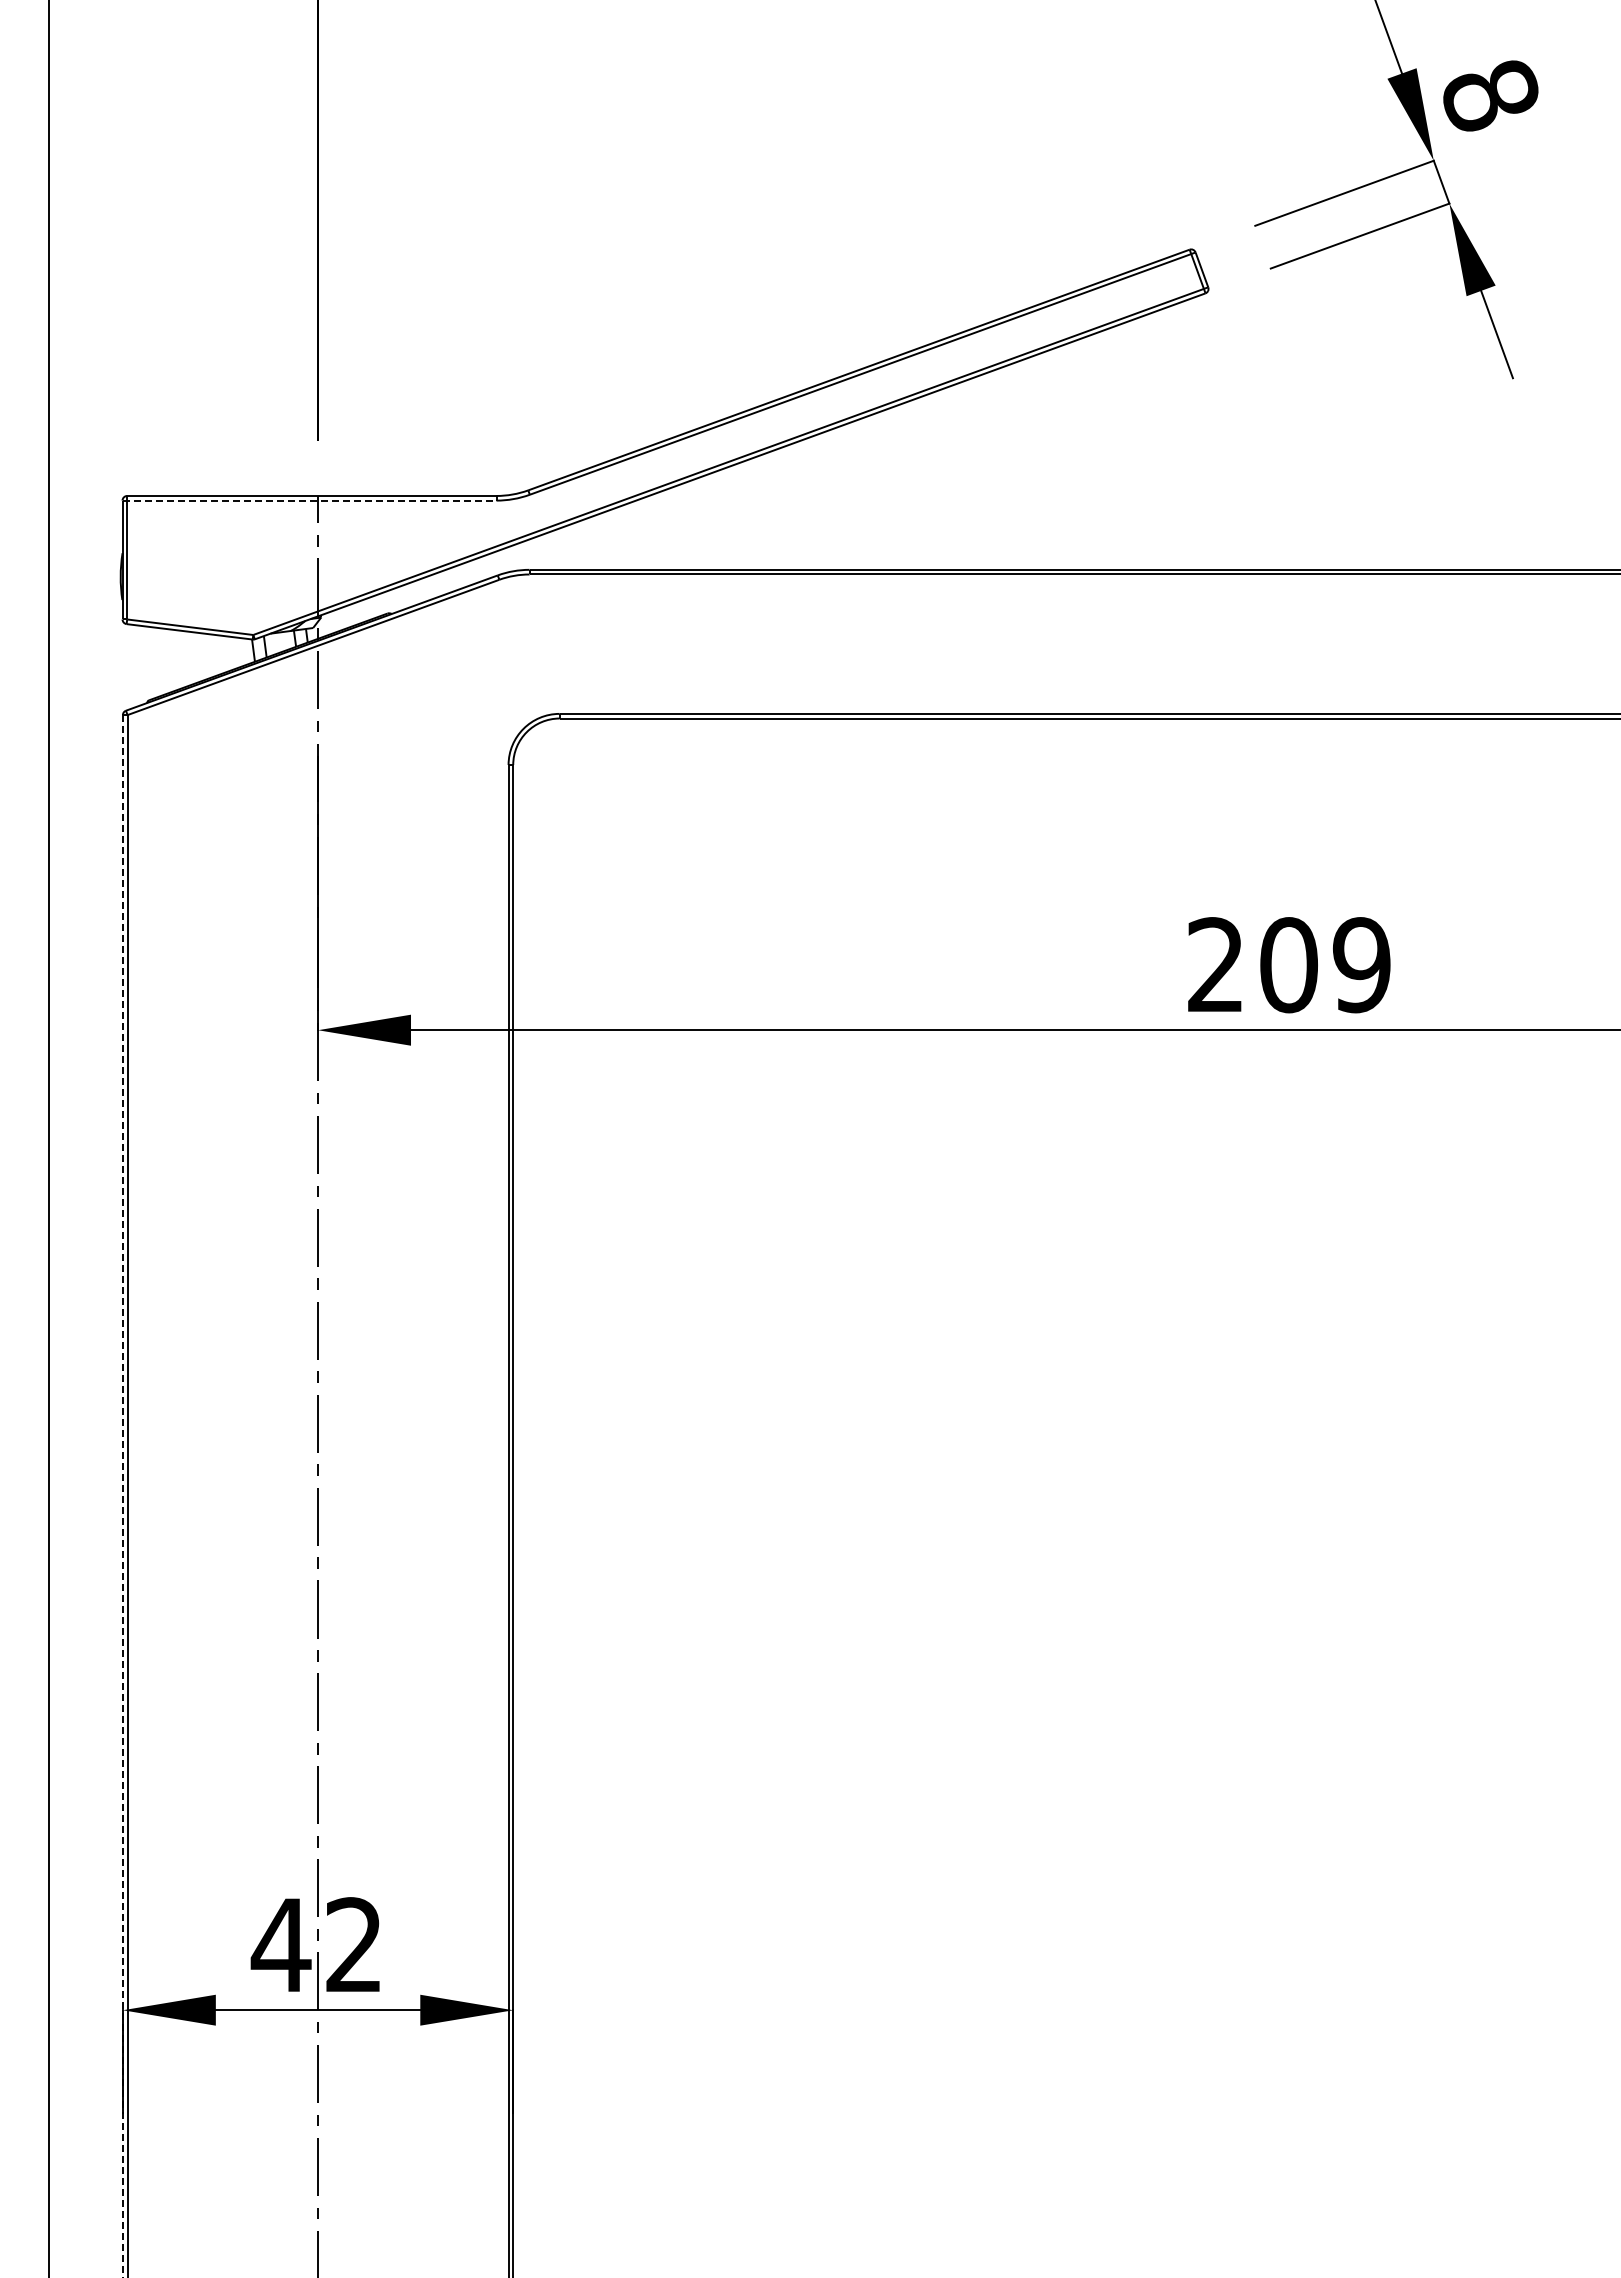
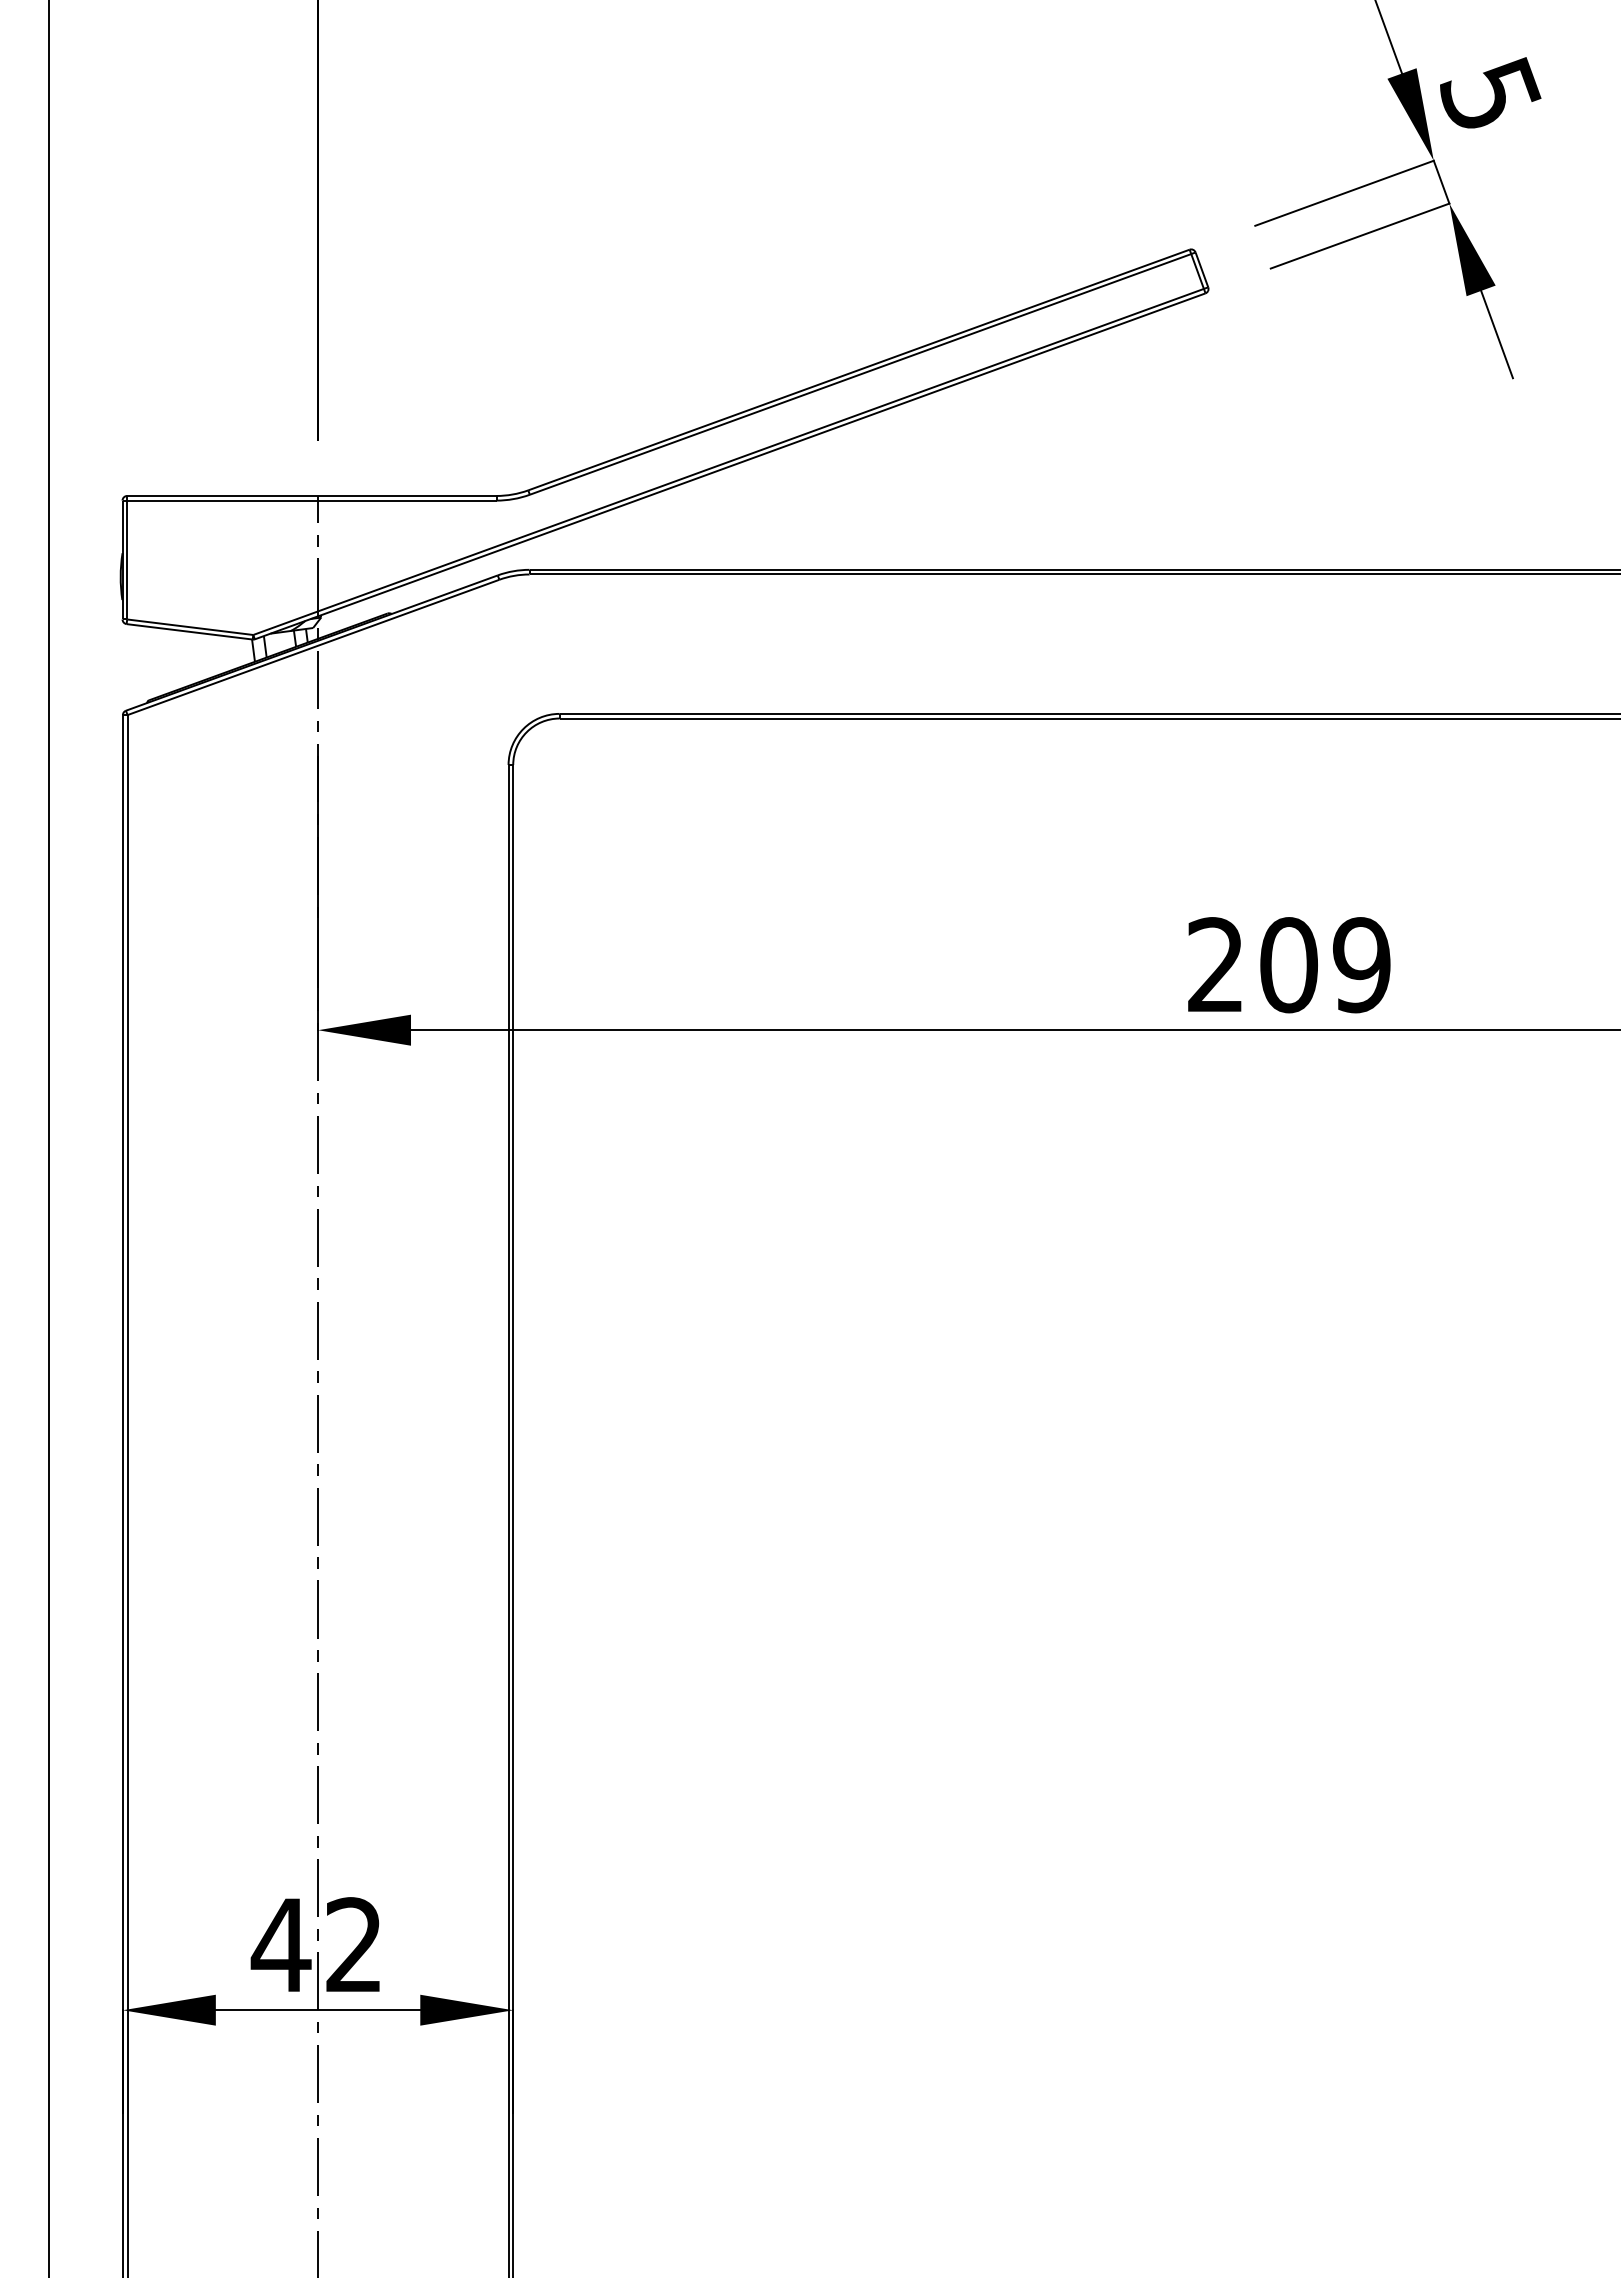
text: 8 -> 5 (1490, 94)
line: dashed -> solid (309, 500)
line: dashed -> solid (122, 1496)
